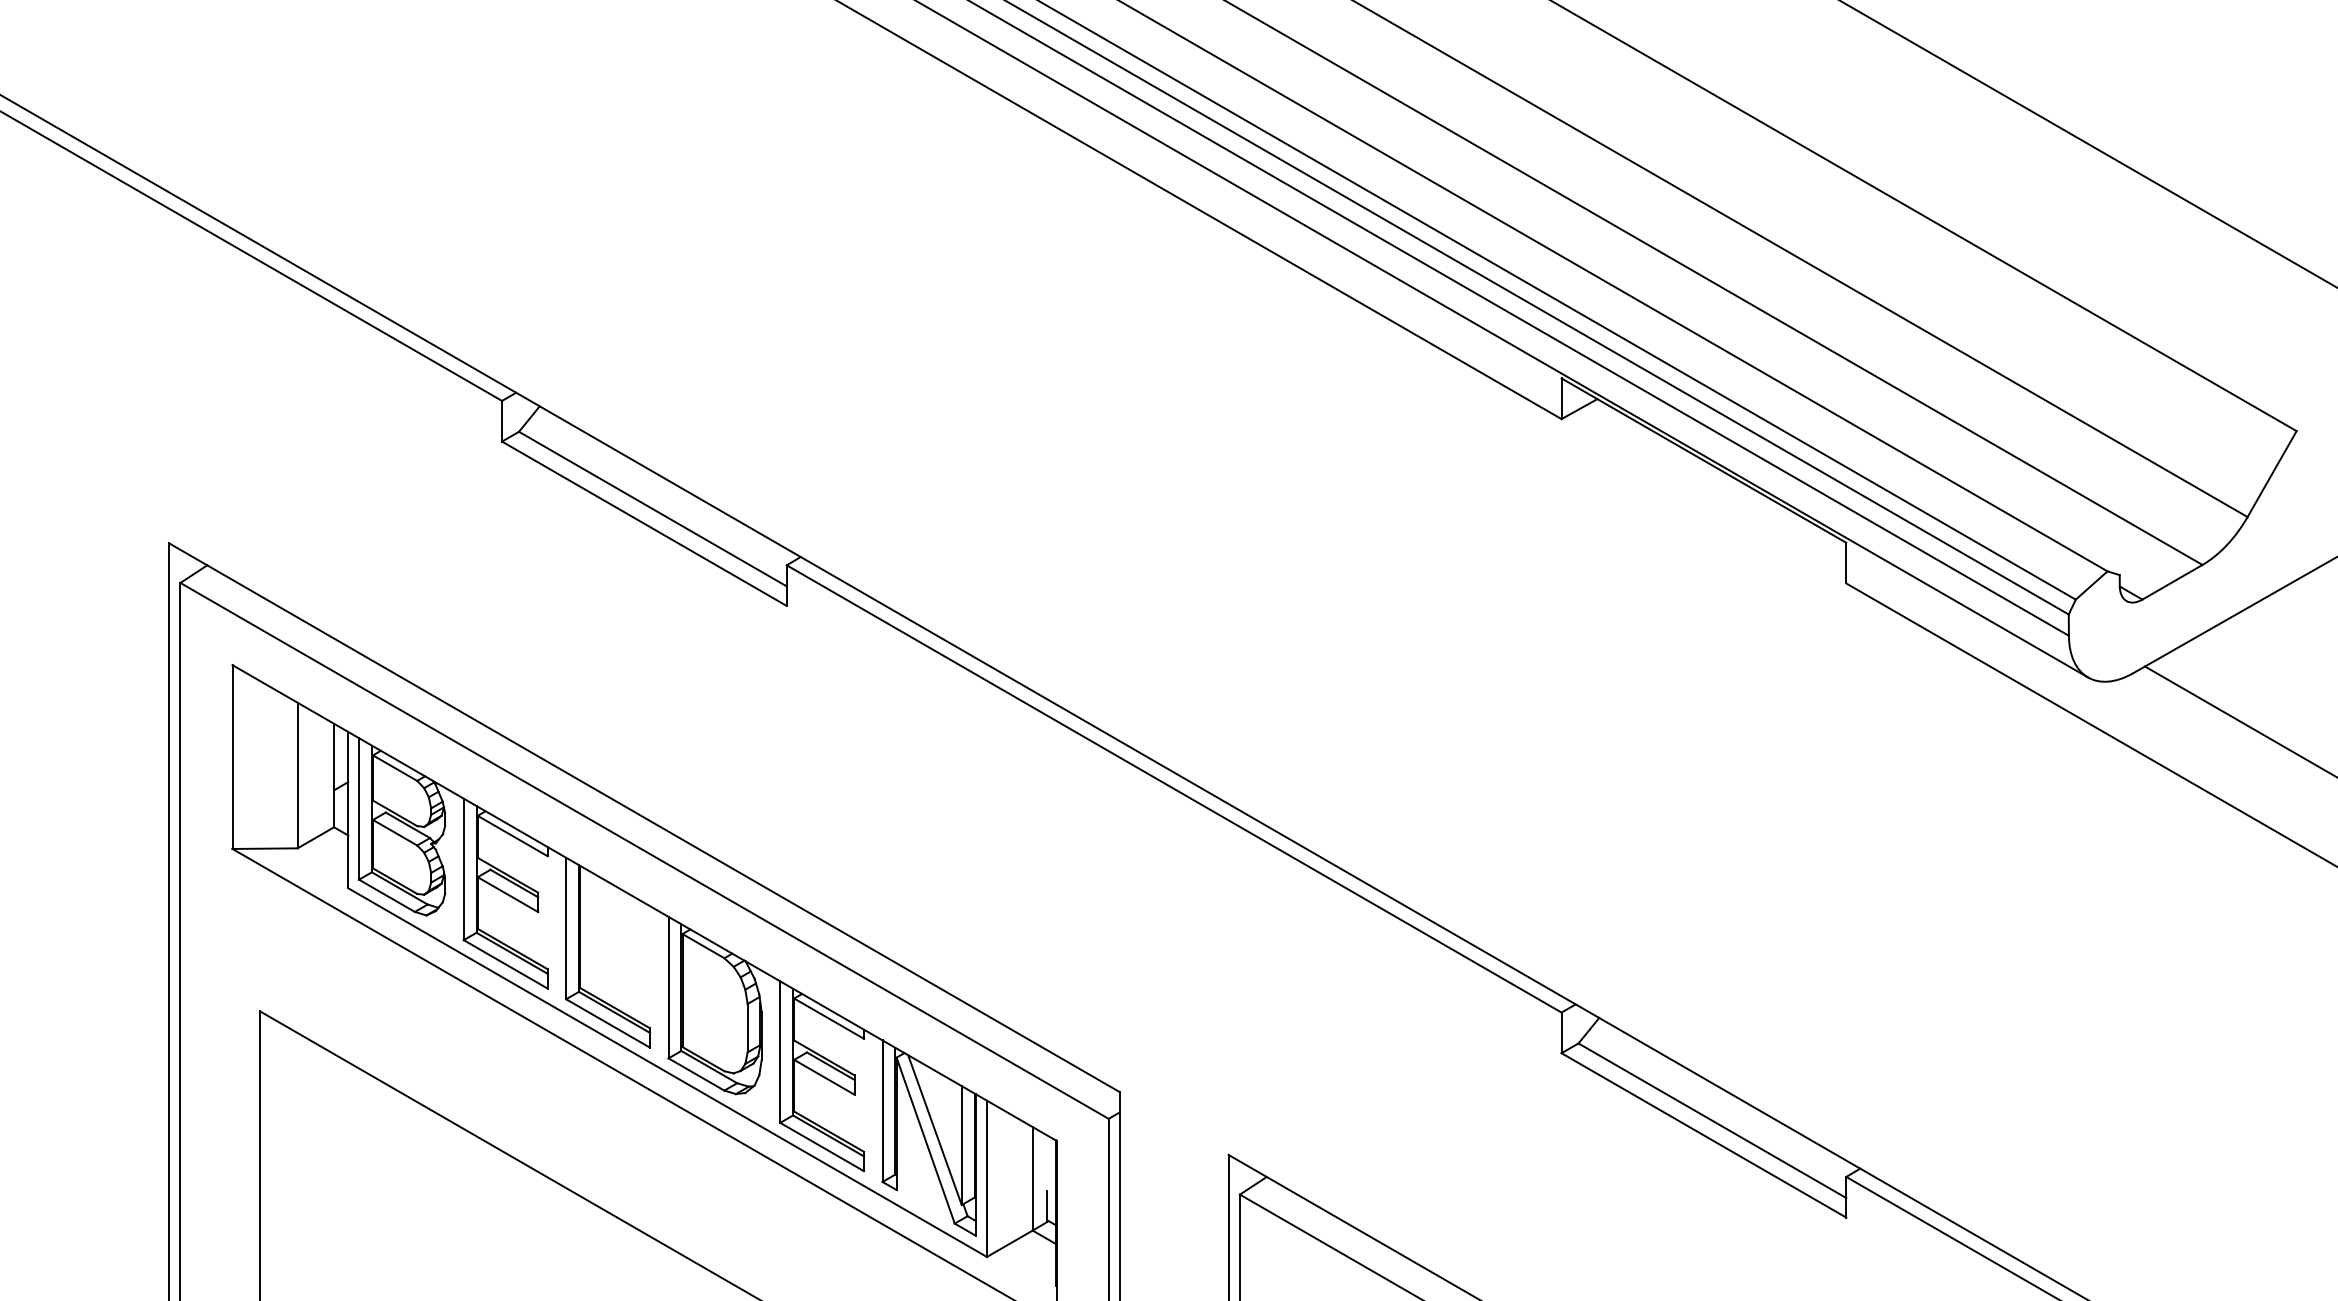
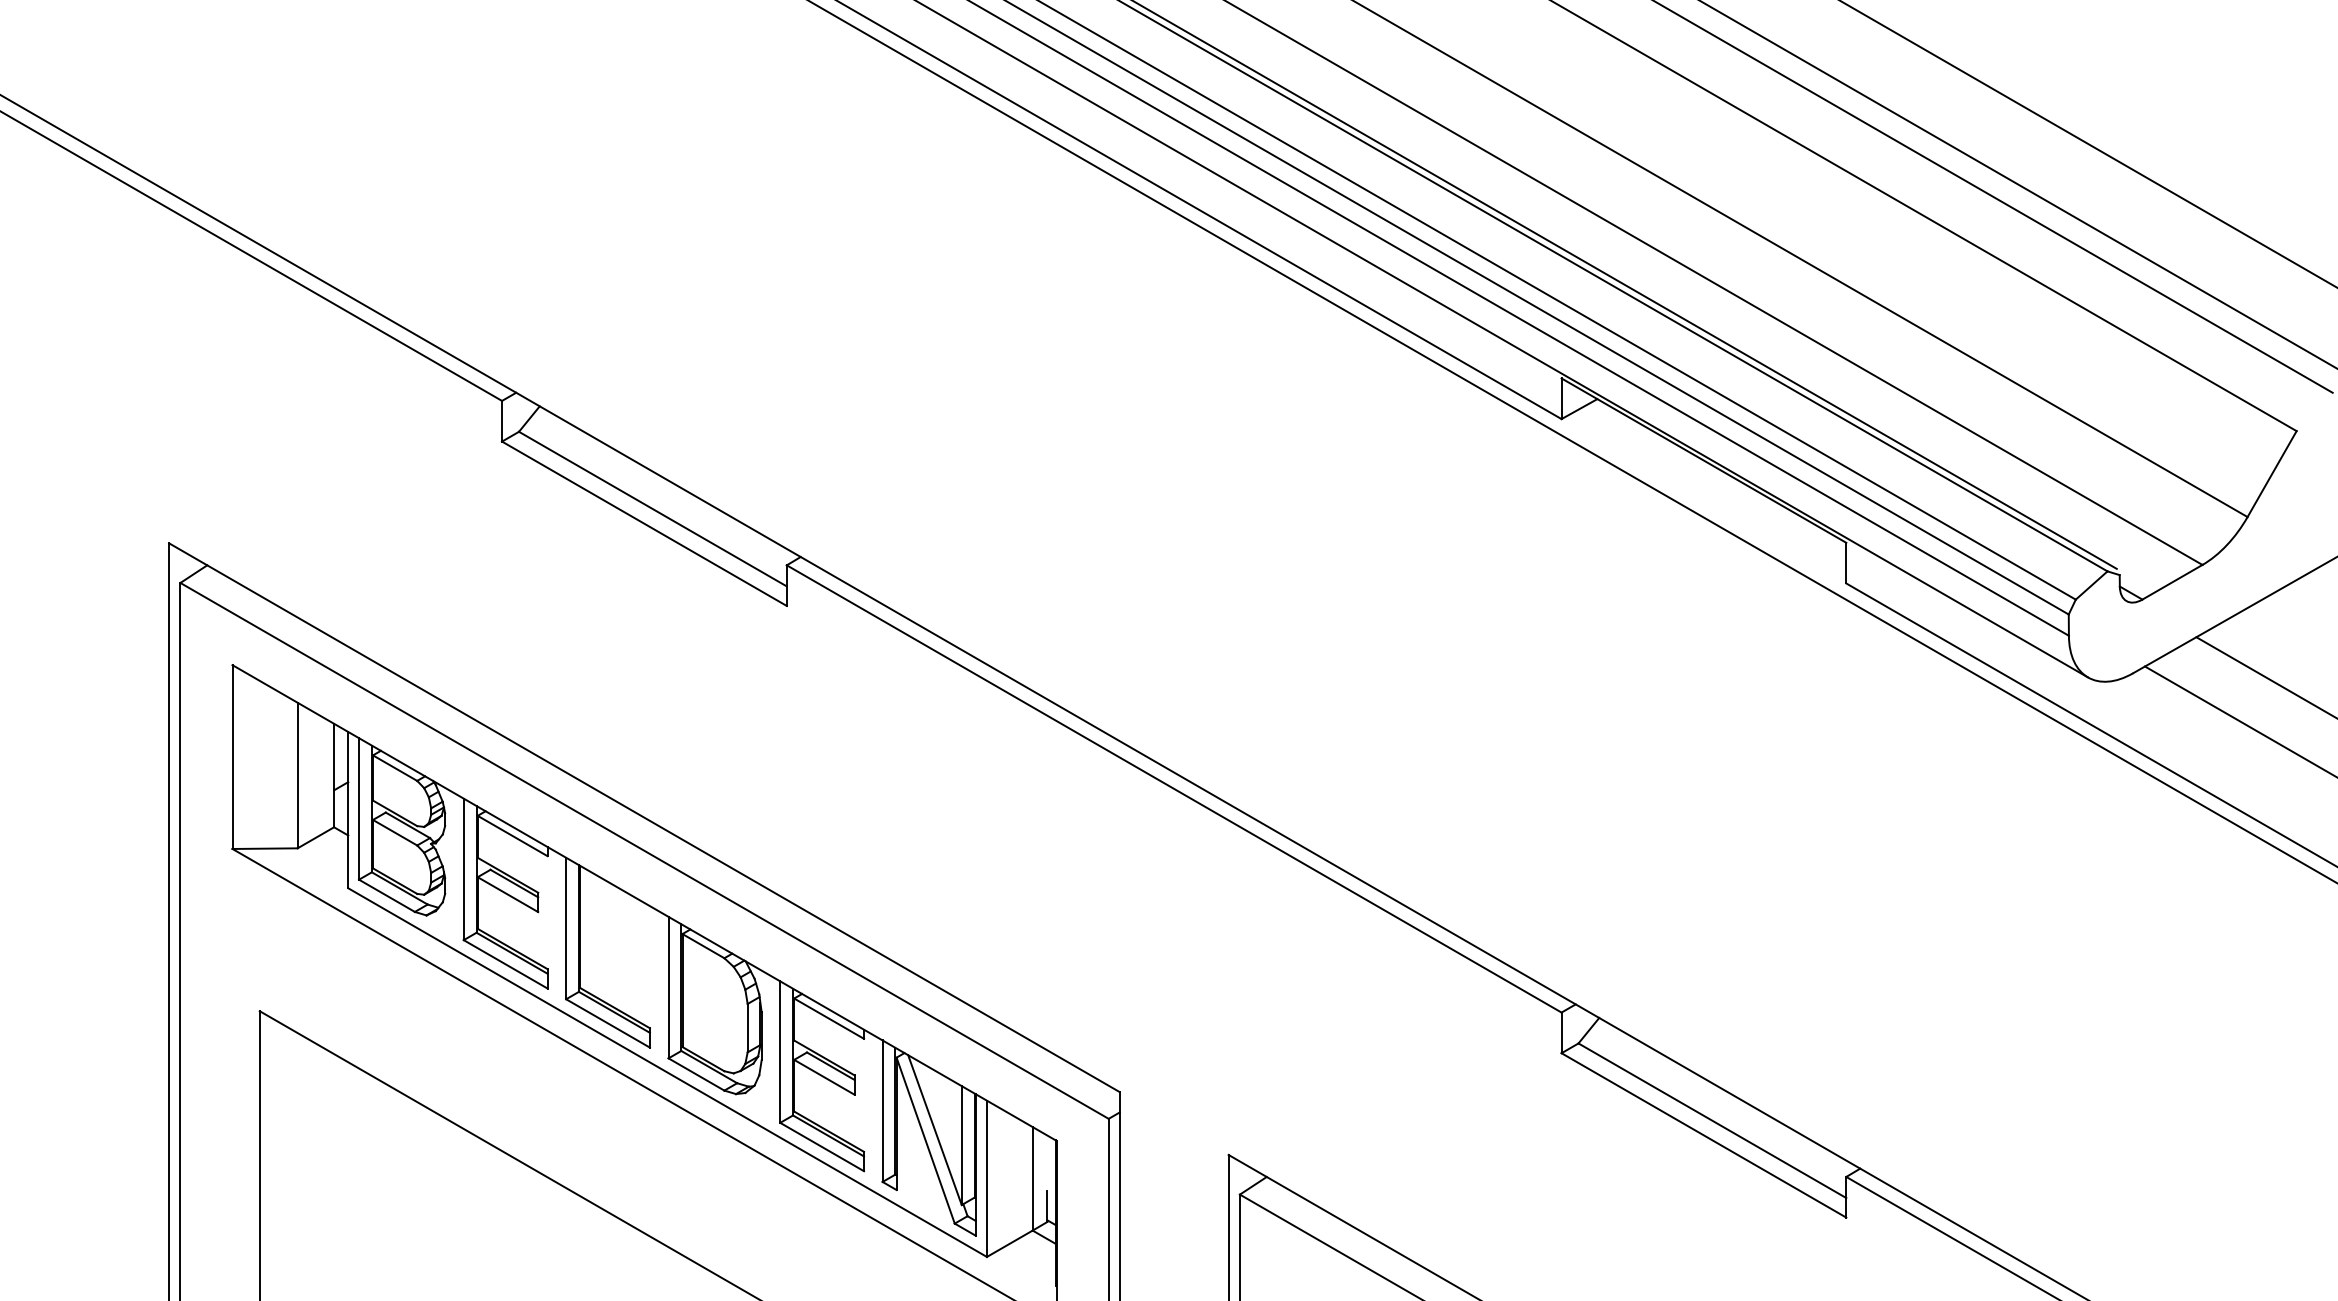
line: none -> present (2018, 184)
line: none -> present (1994, 197)
line: none -> present (1625, 285)
line: none -> present (1572, 441)
line: none -> present (2265, 676)
